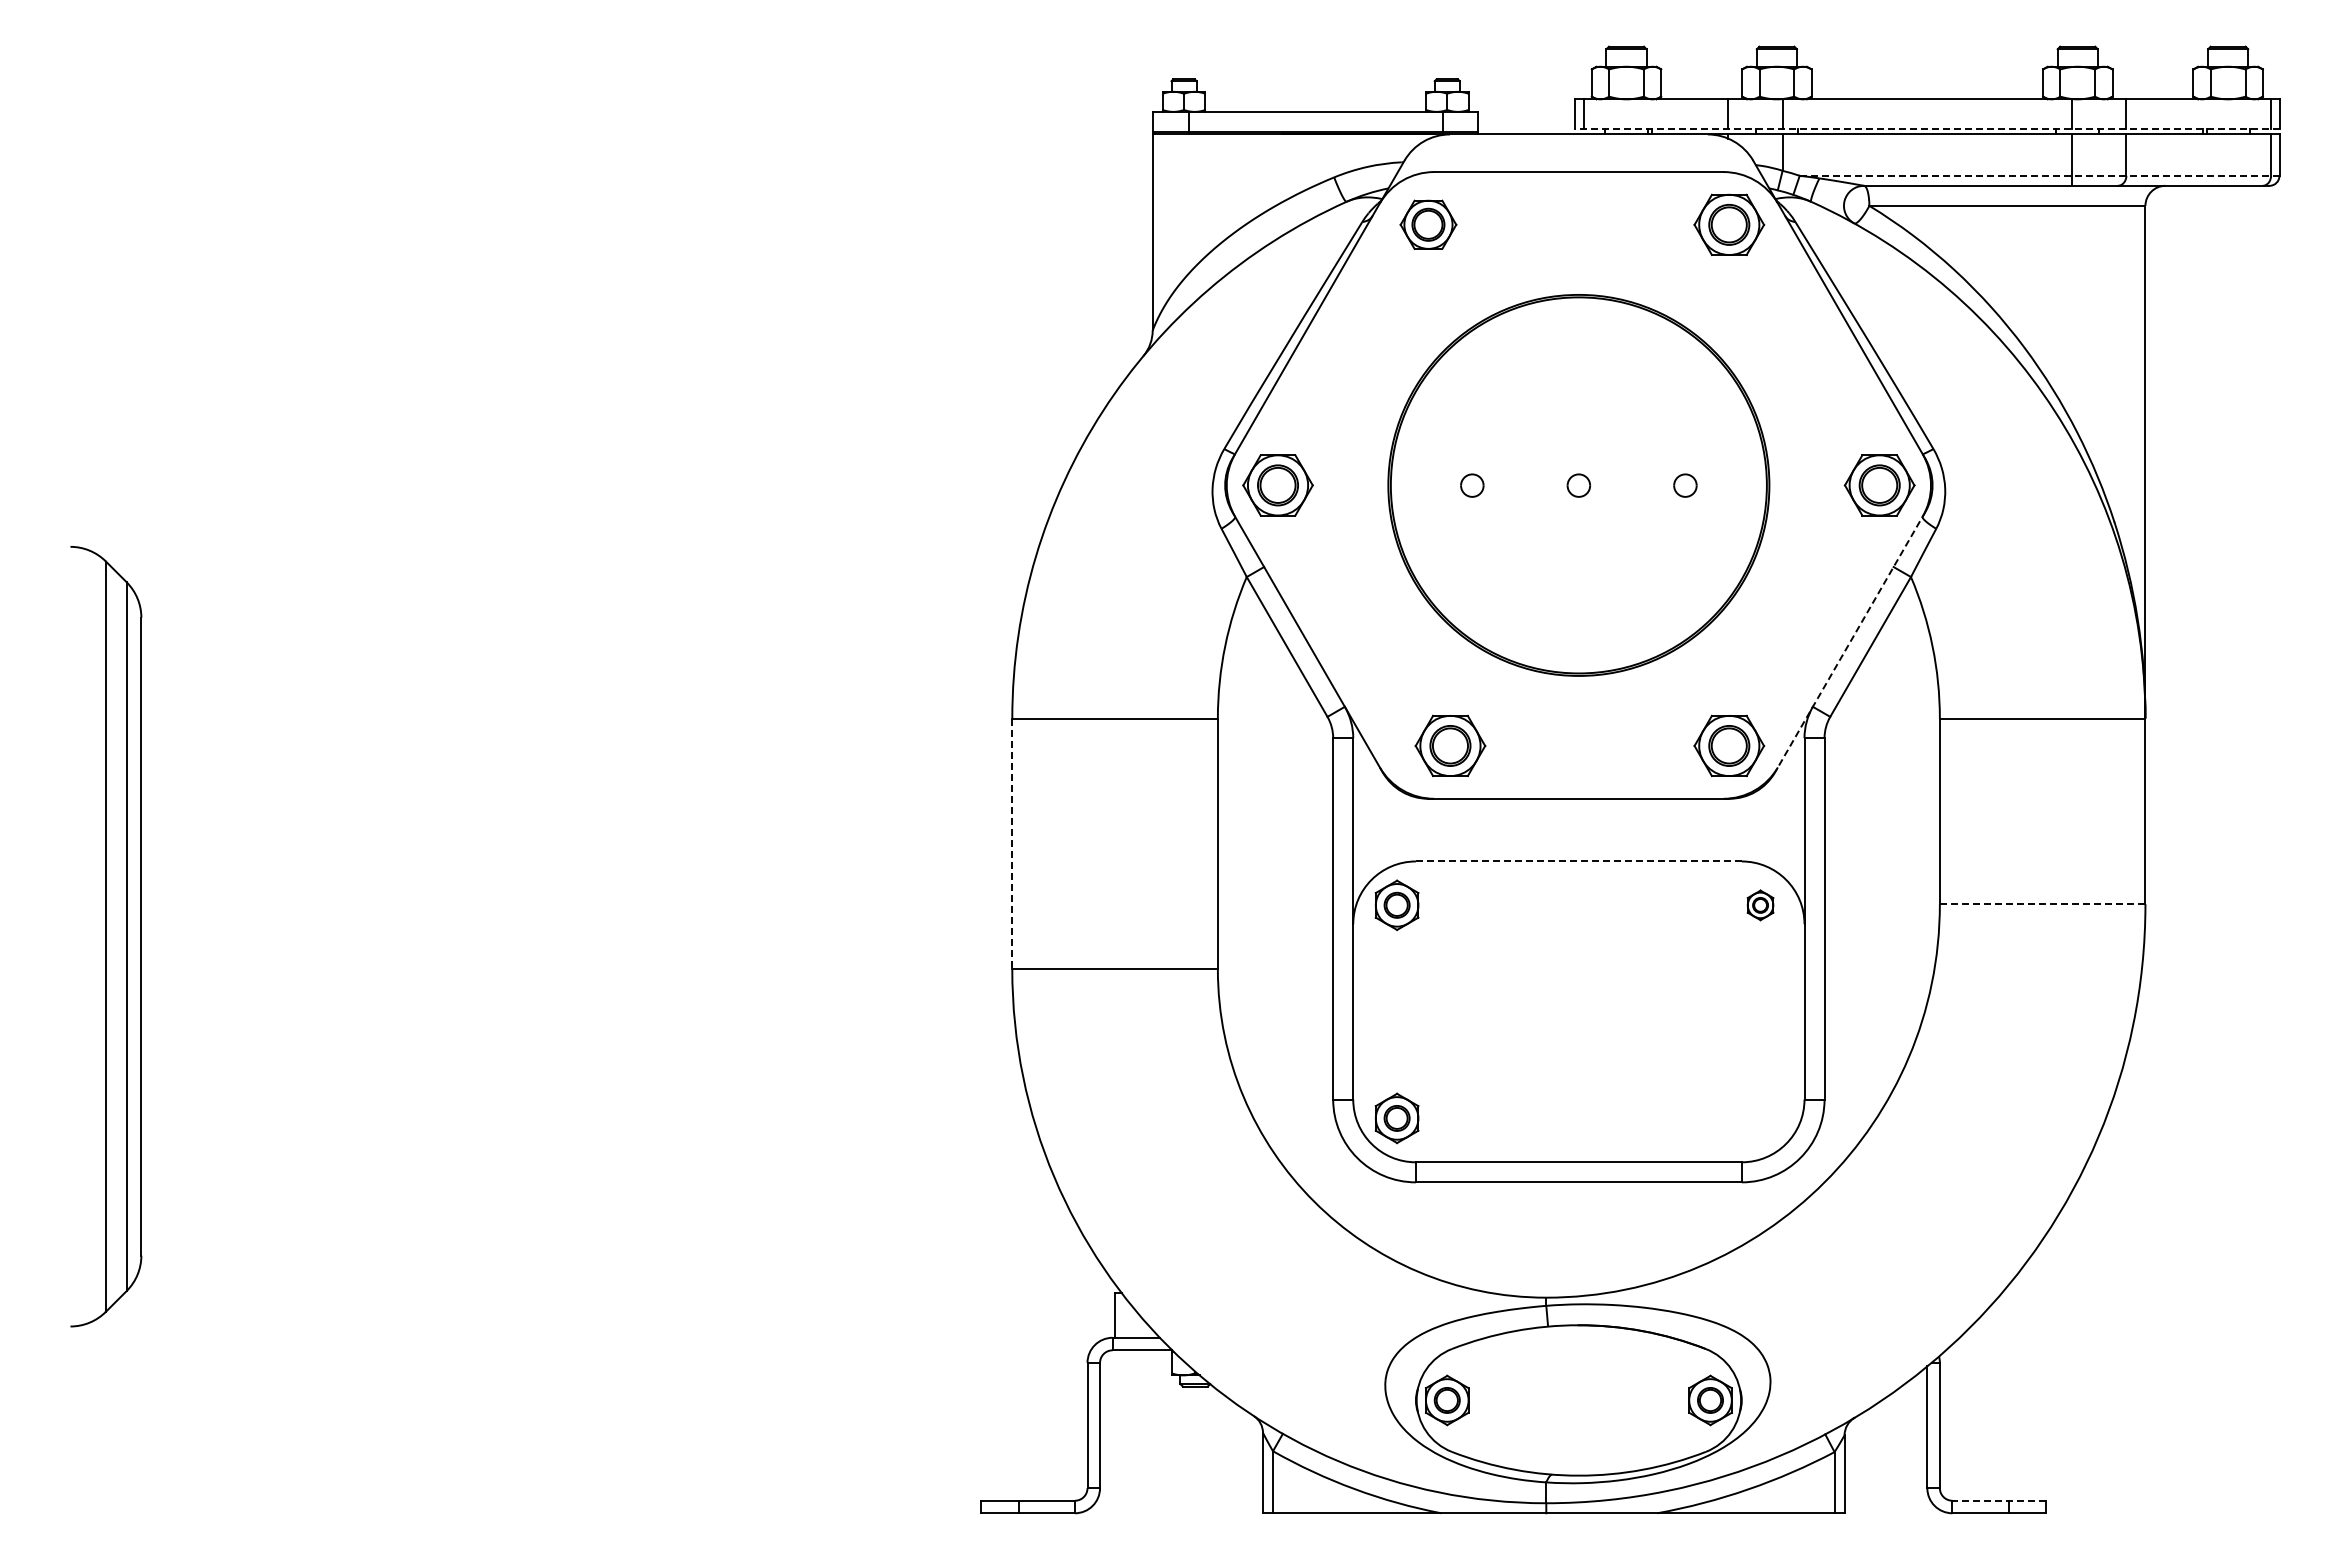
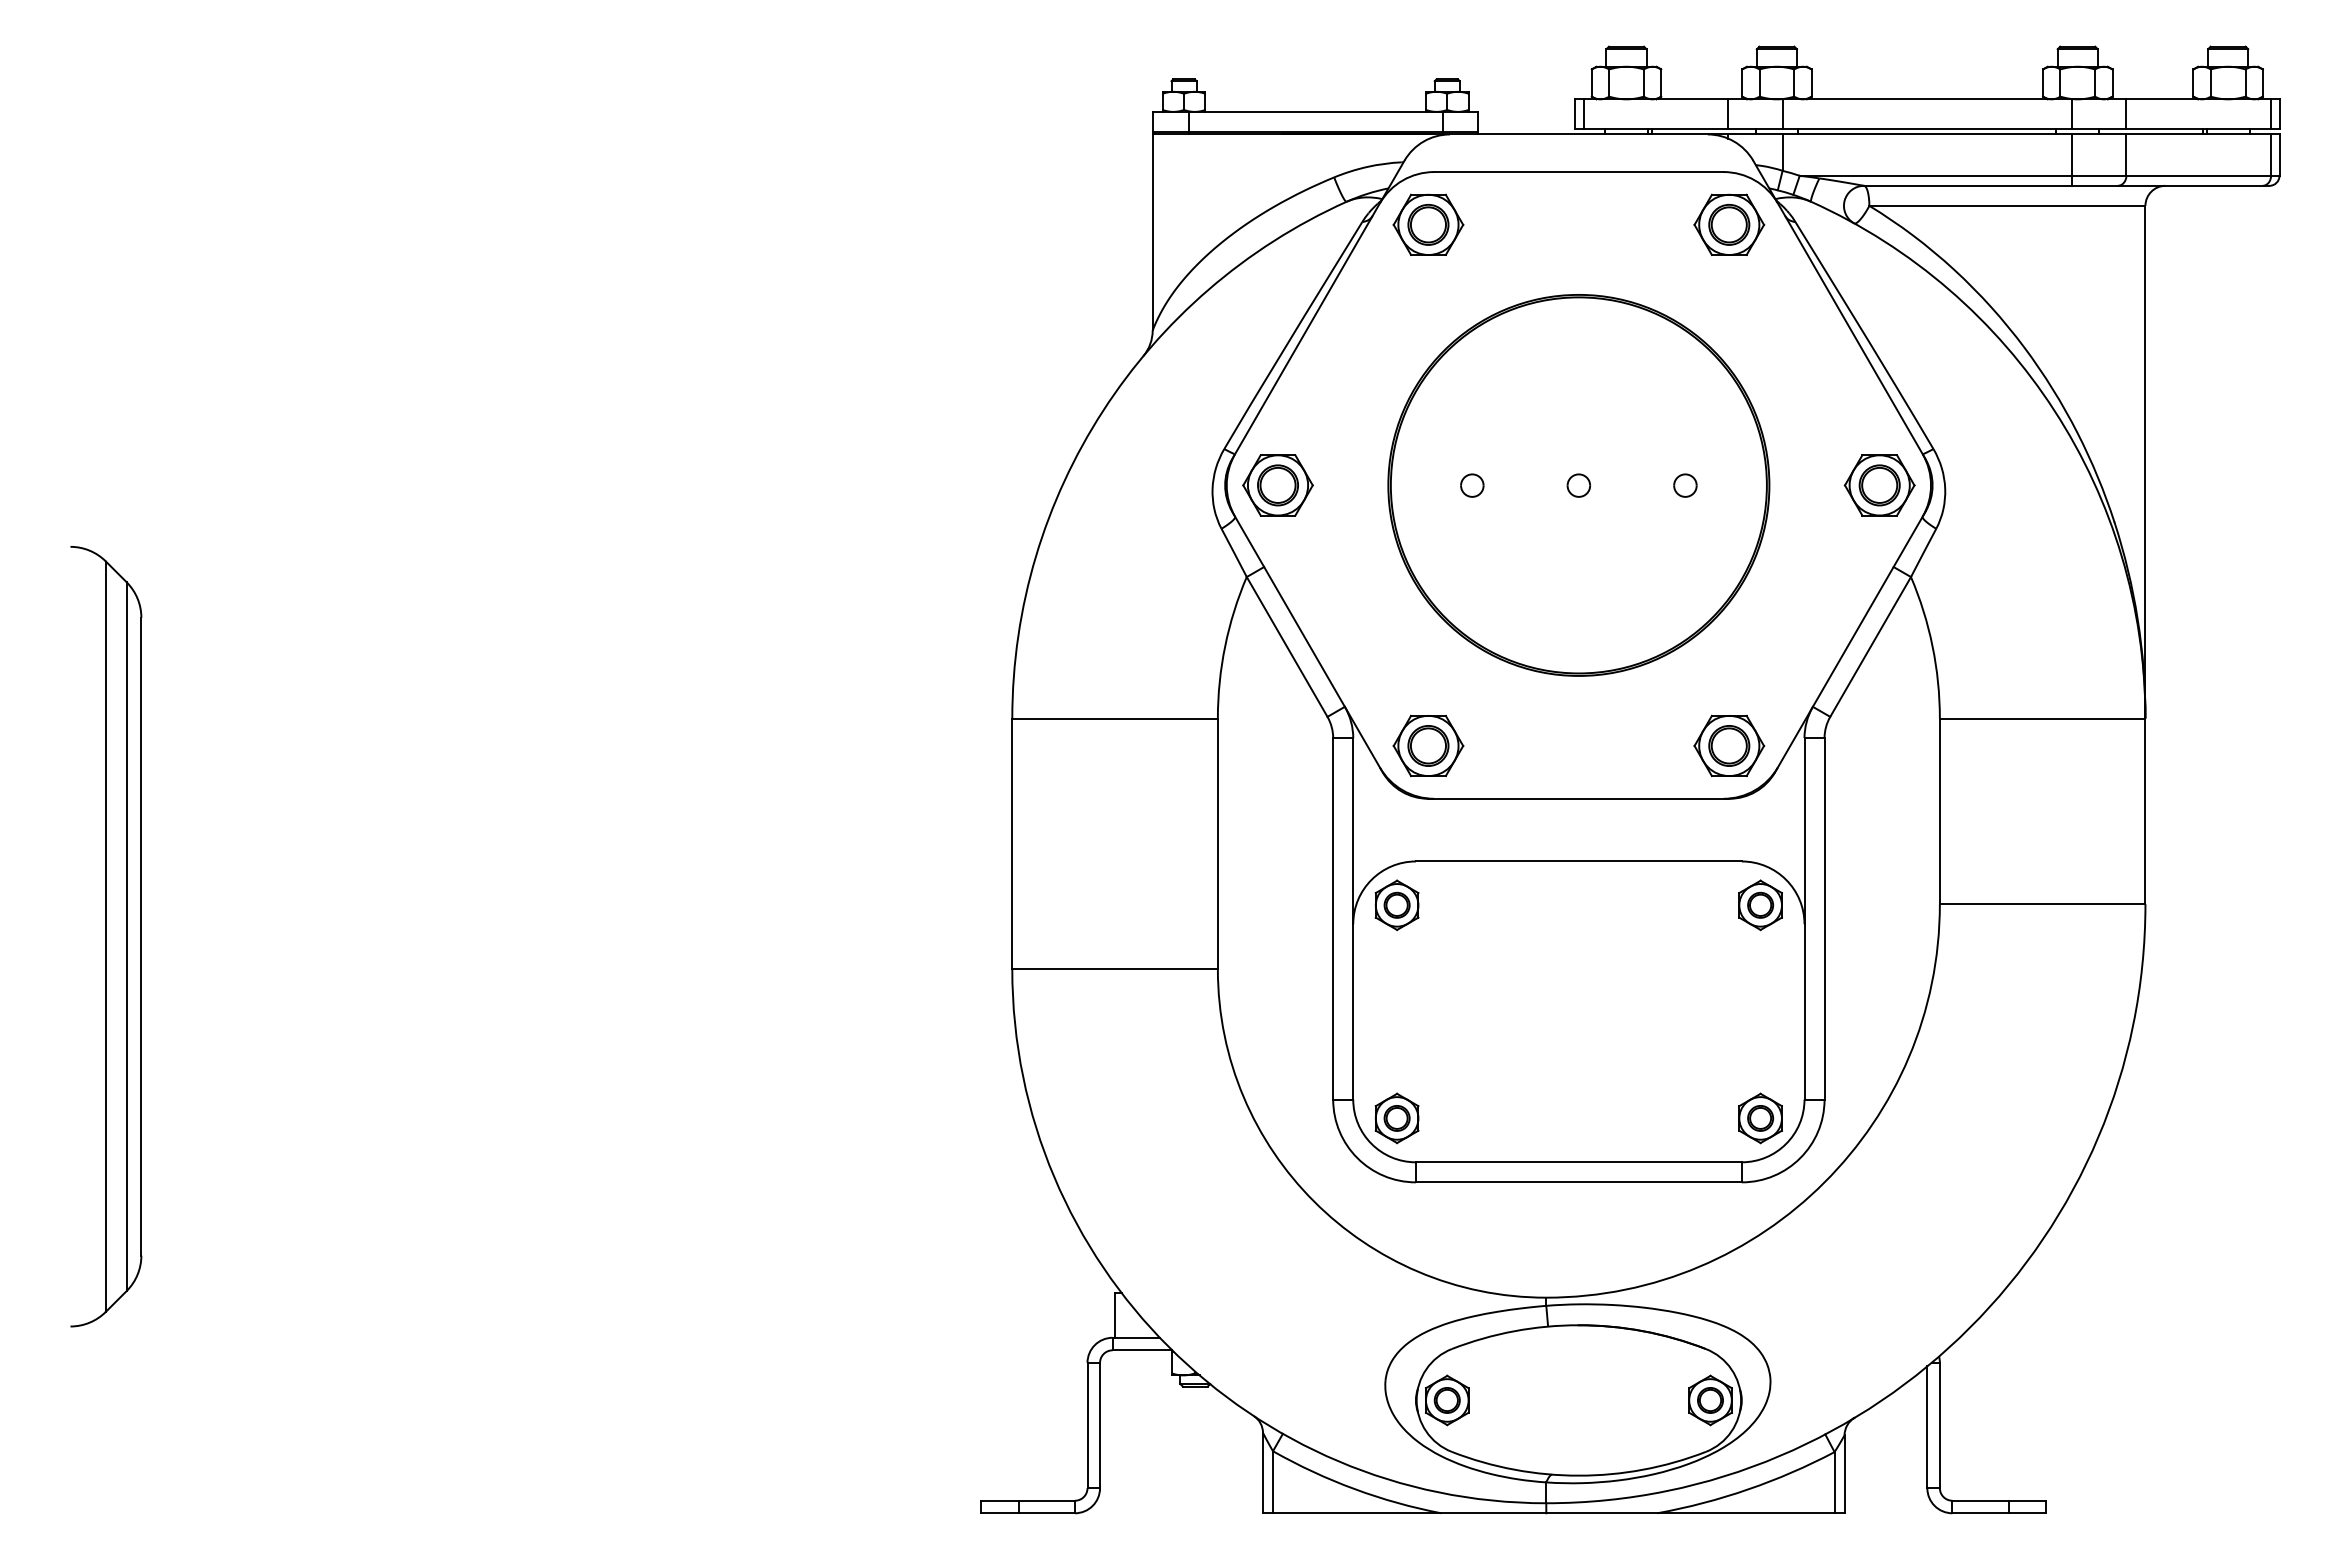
line: dashed -> solid (1926, 129)
line: dashed -> solid (2039, 175)
part size: 59x51 px -> 73x63 px (1428, 224)
line: dashed -> solid (1850, 642)
part position: (1450, 745) -> (1428, 745) (1428, 745)
line: dashed -> solid (1012, 844)
line: dashed -> solid (1578, 861)
line: dashed -> solid (2042, 904)
part size: 29x33 px -> 45x53 px (1760, 905)
part: none -> present (1760, 1118)
line: dashed -> solid (1998, 1500)
